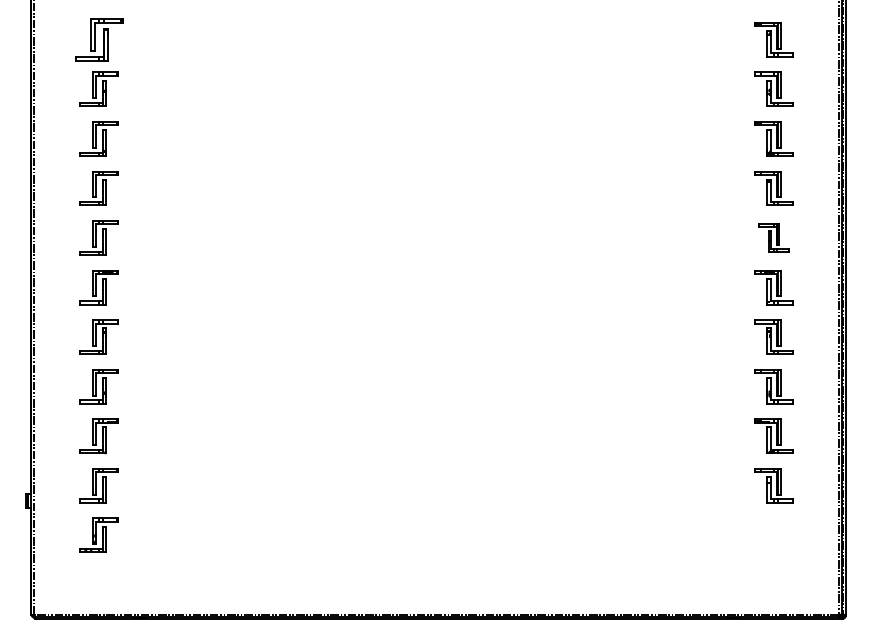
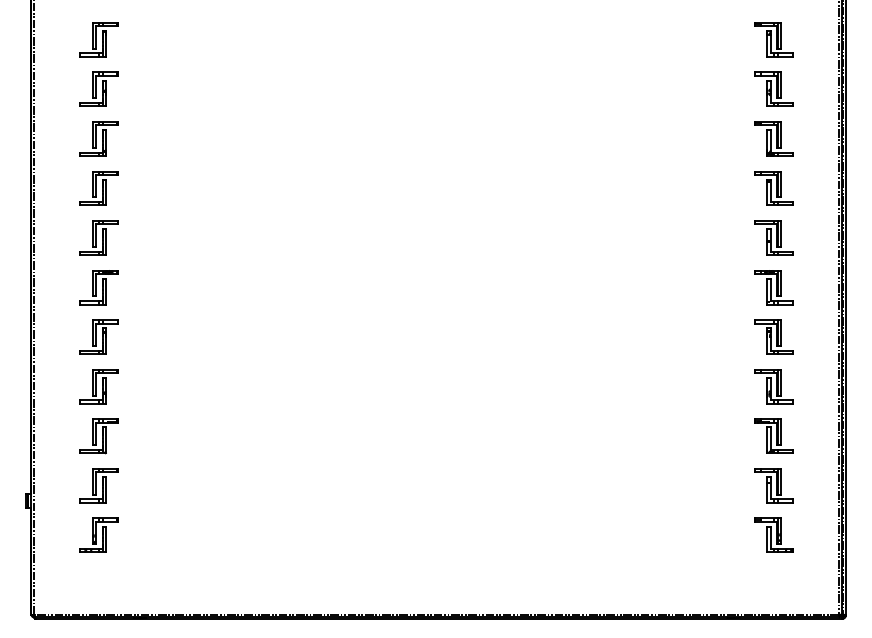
part size: 49x44 px -> 40x36 px (98, 39)
part size: 32x30 px -> 40x36 px (773, 237)
part: none -> present (773, 534)
